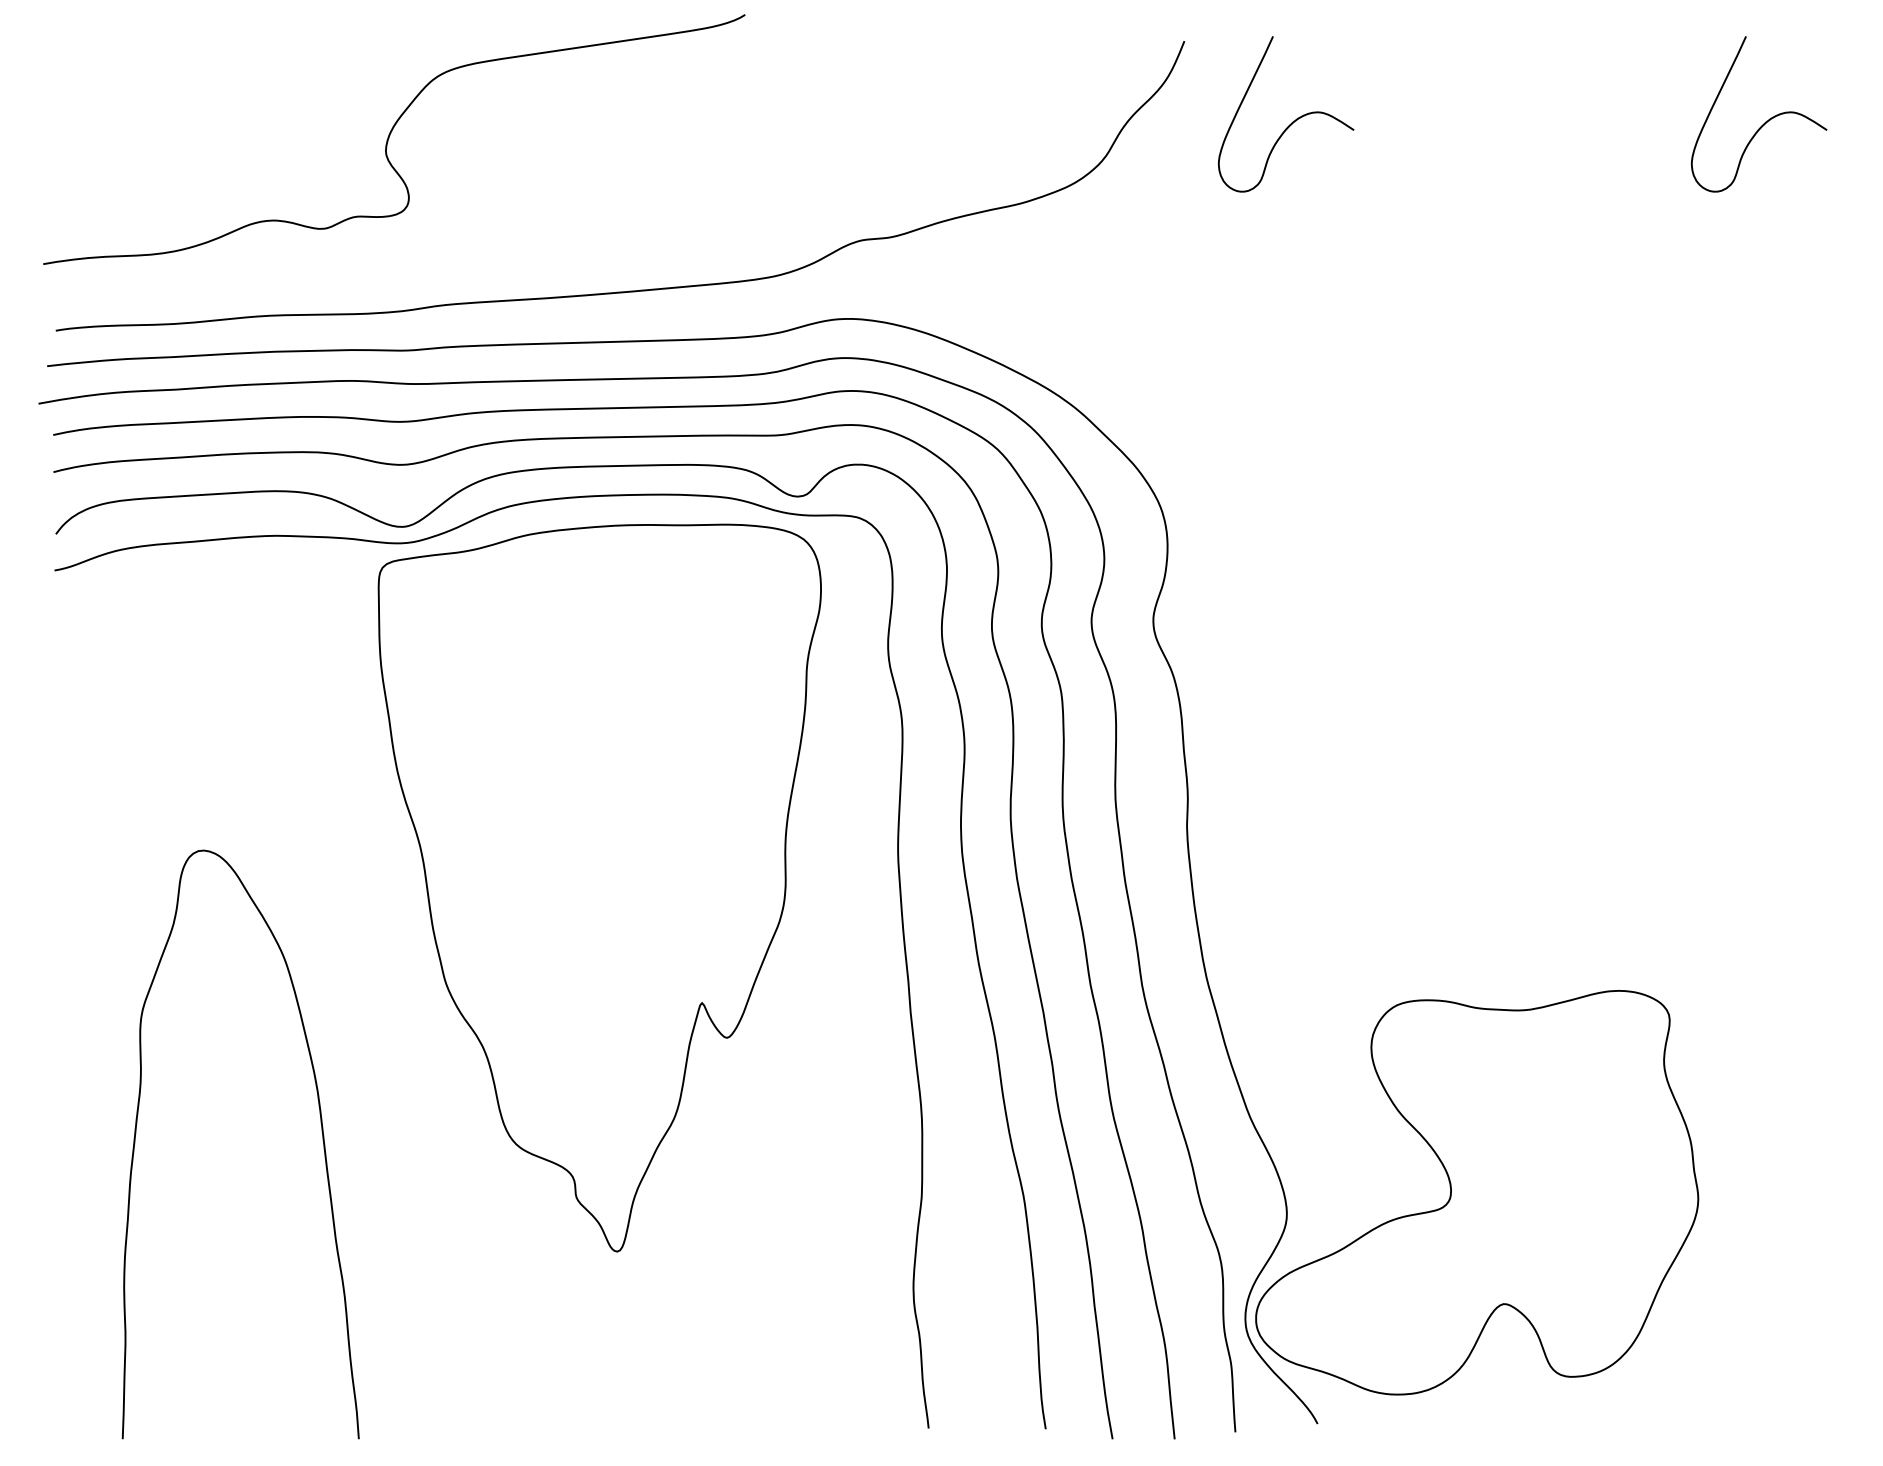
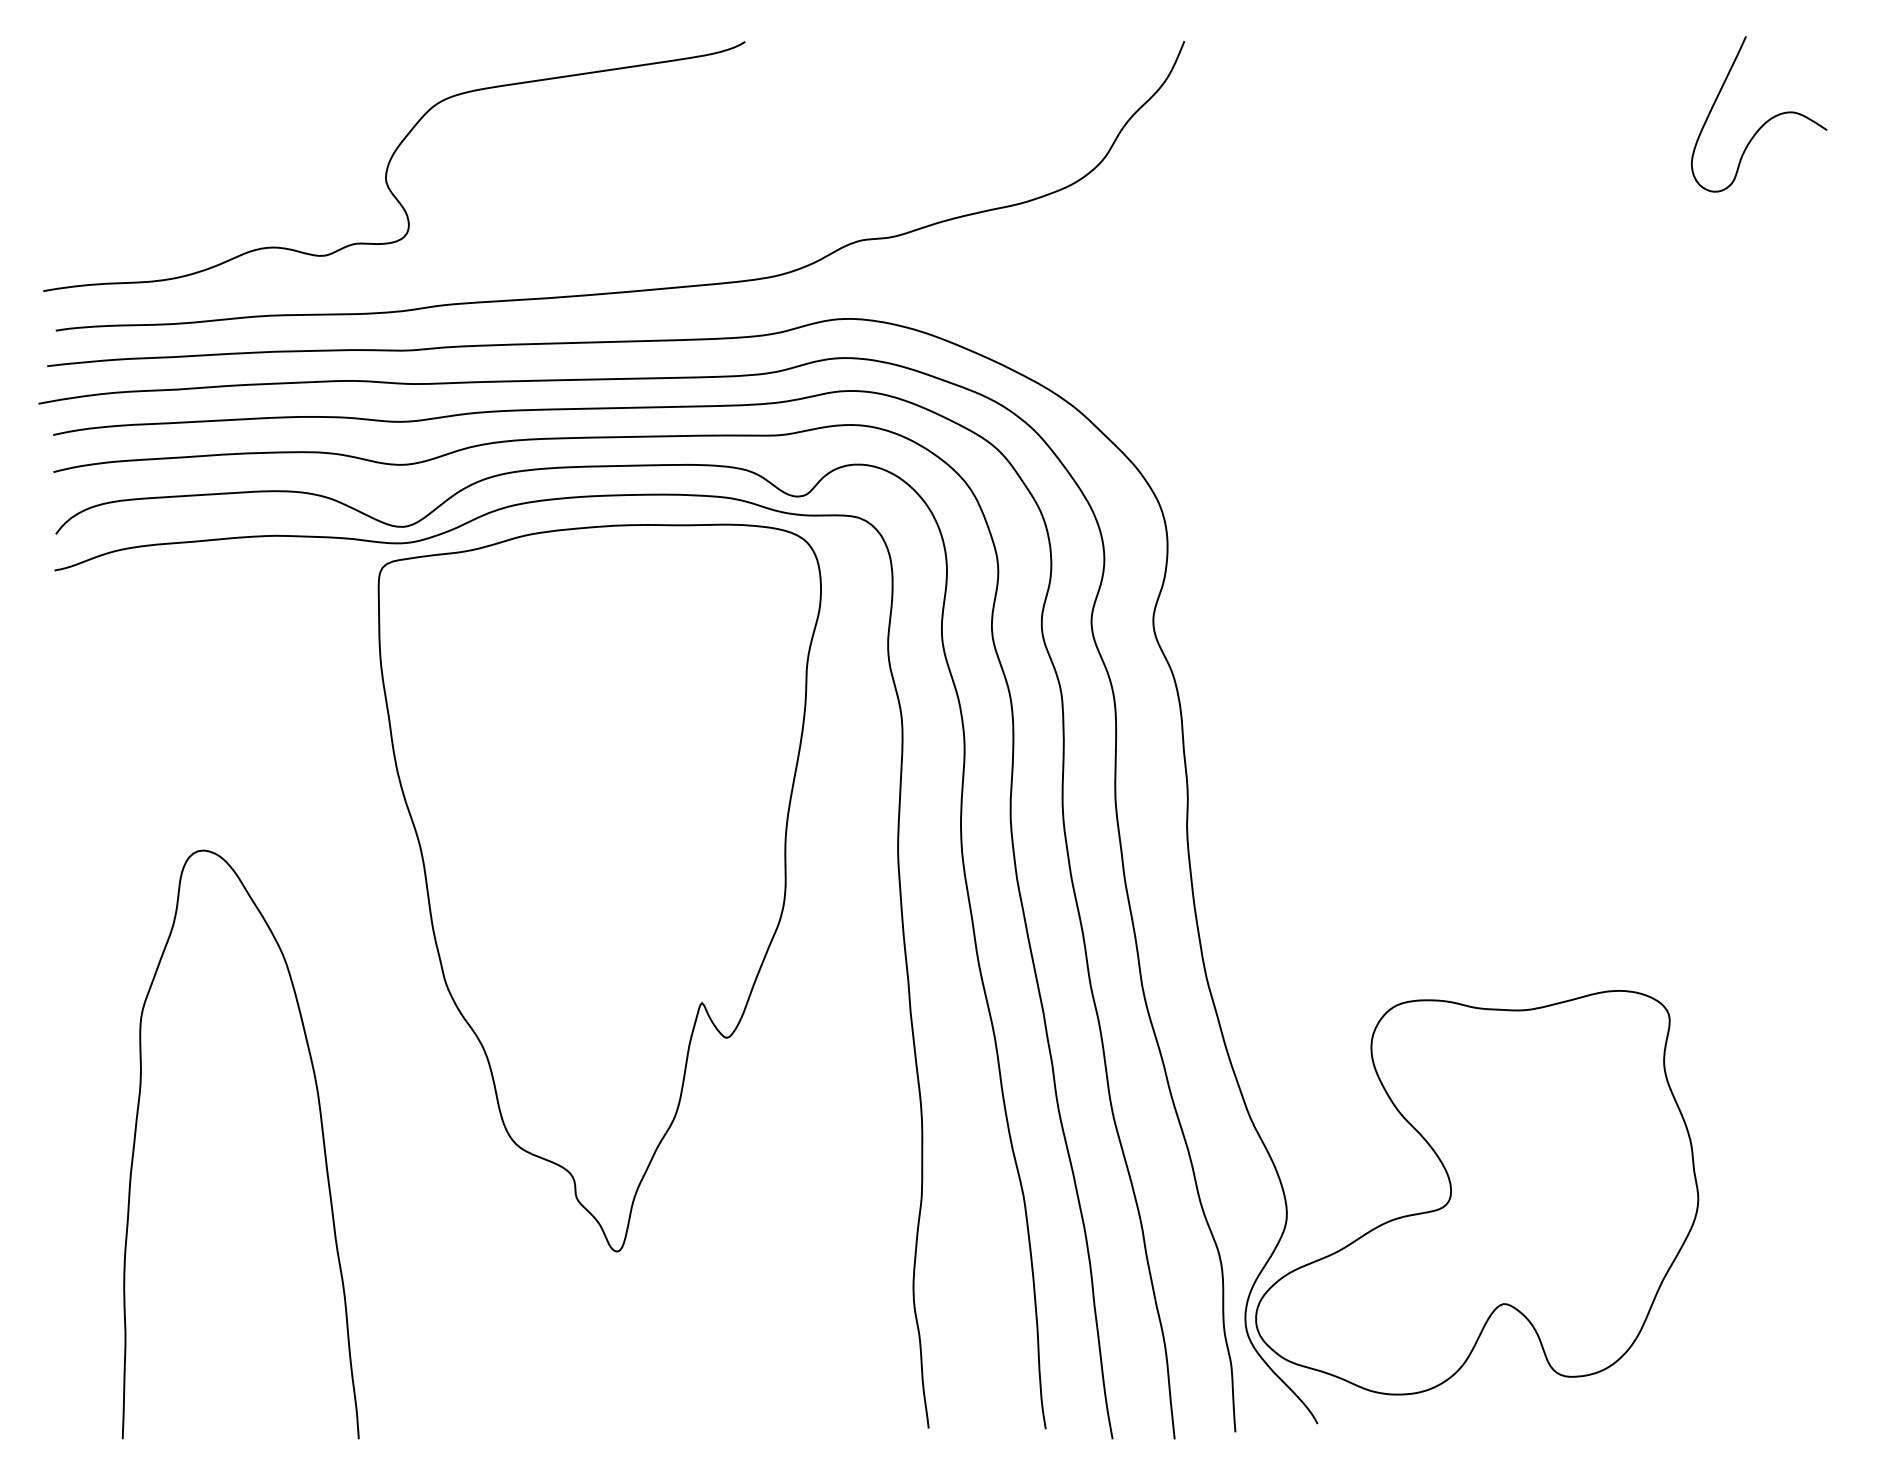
curve: present -> none (1292, 121)
curve position: (389, 138) -> (389, 165) (389, 165)
